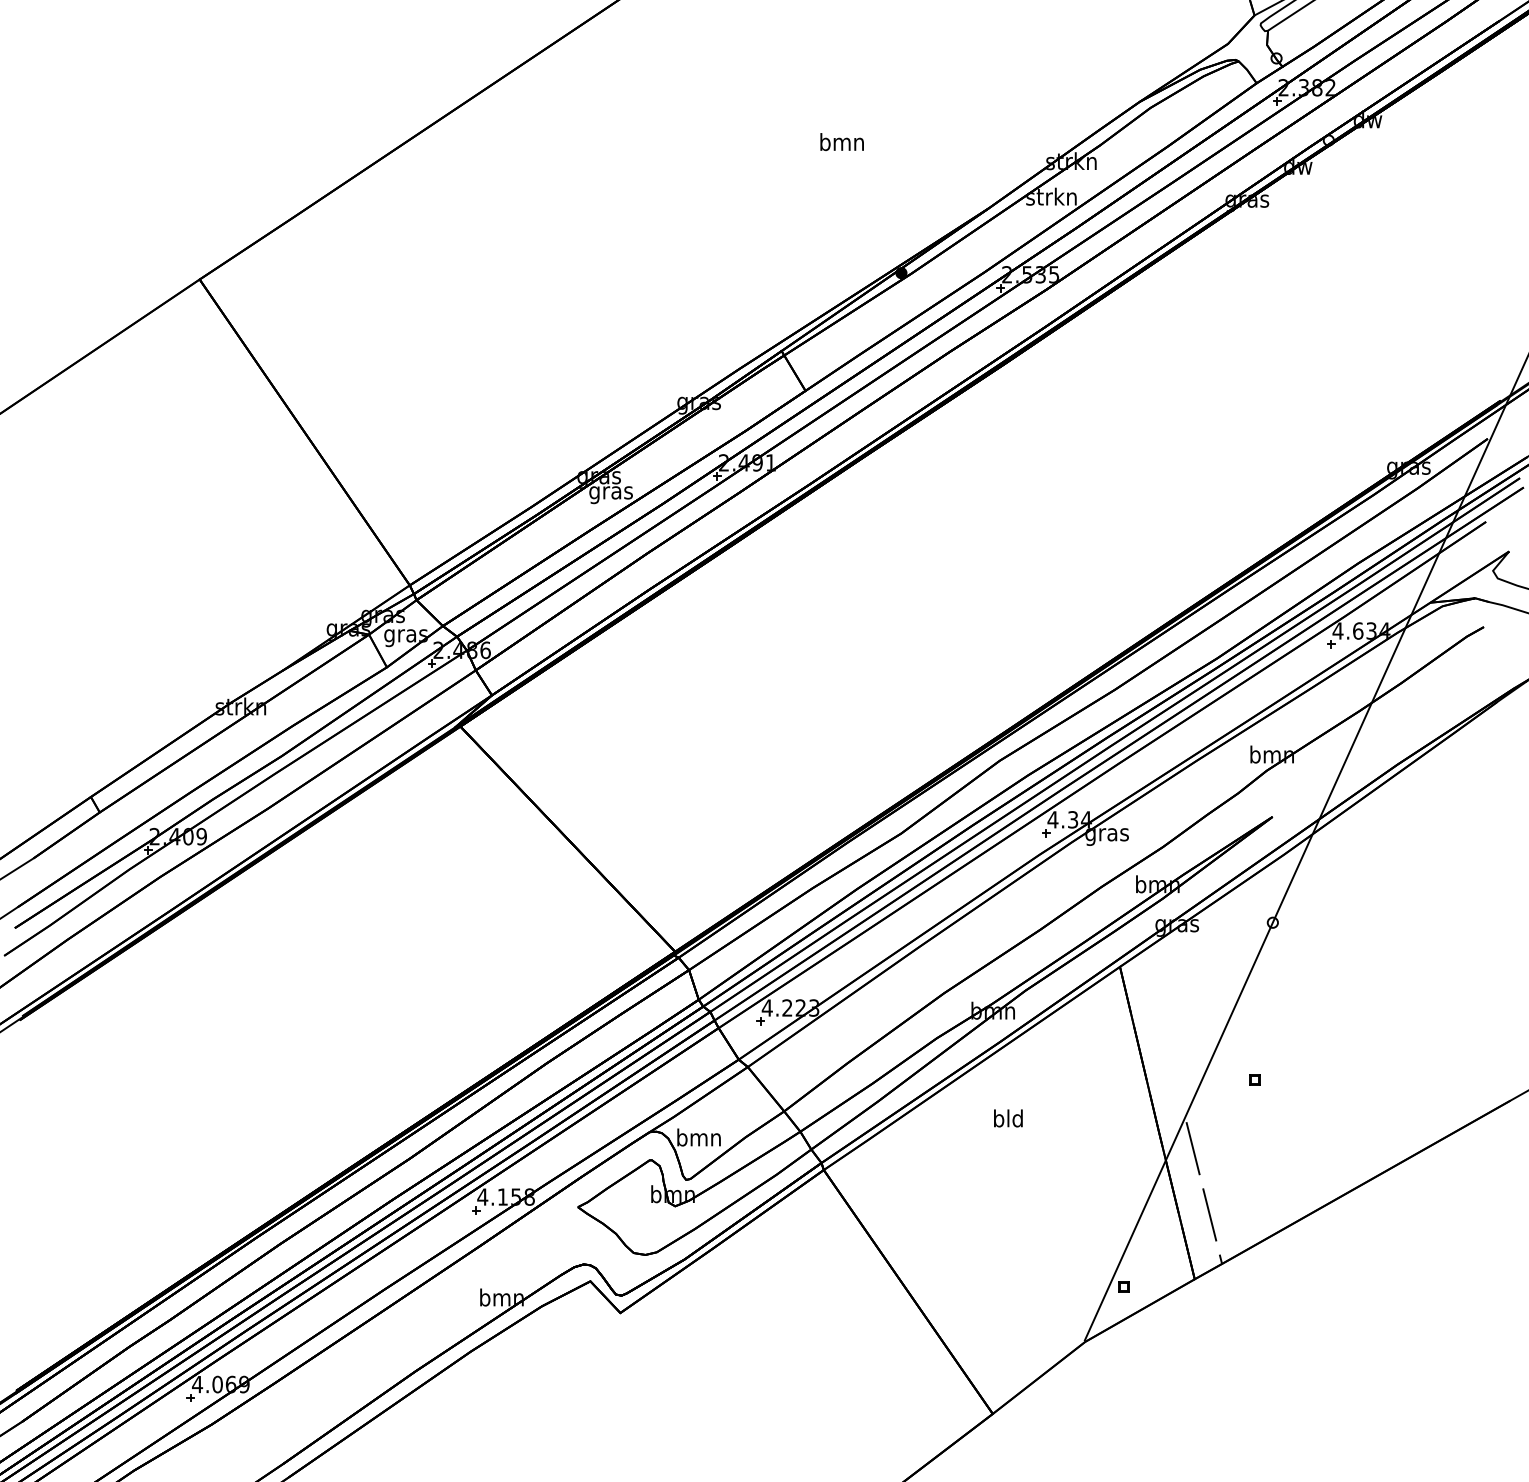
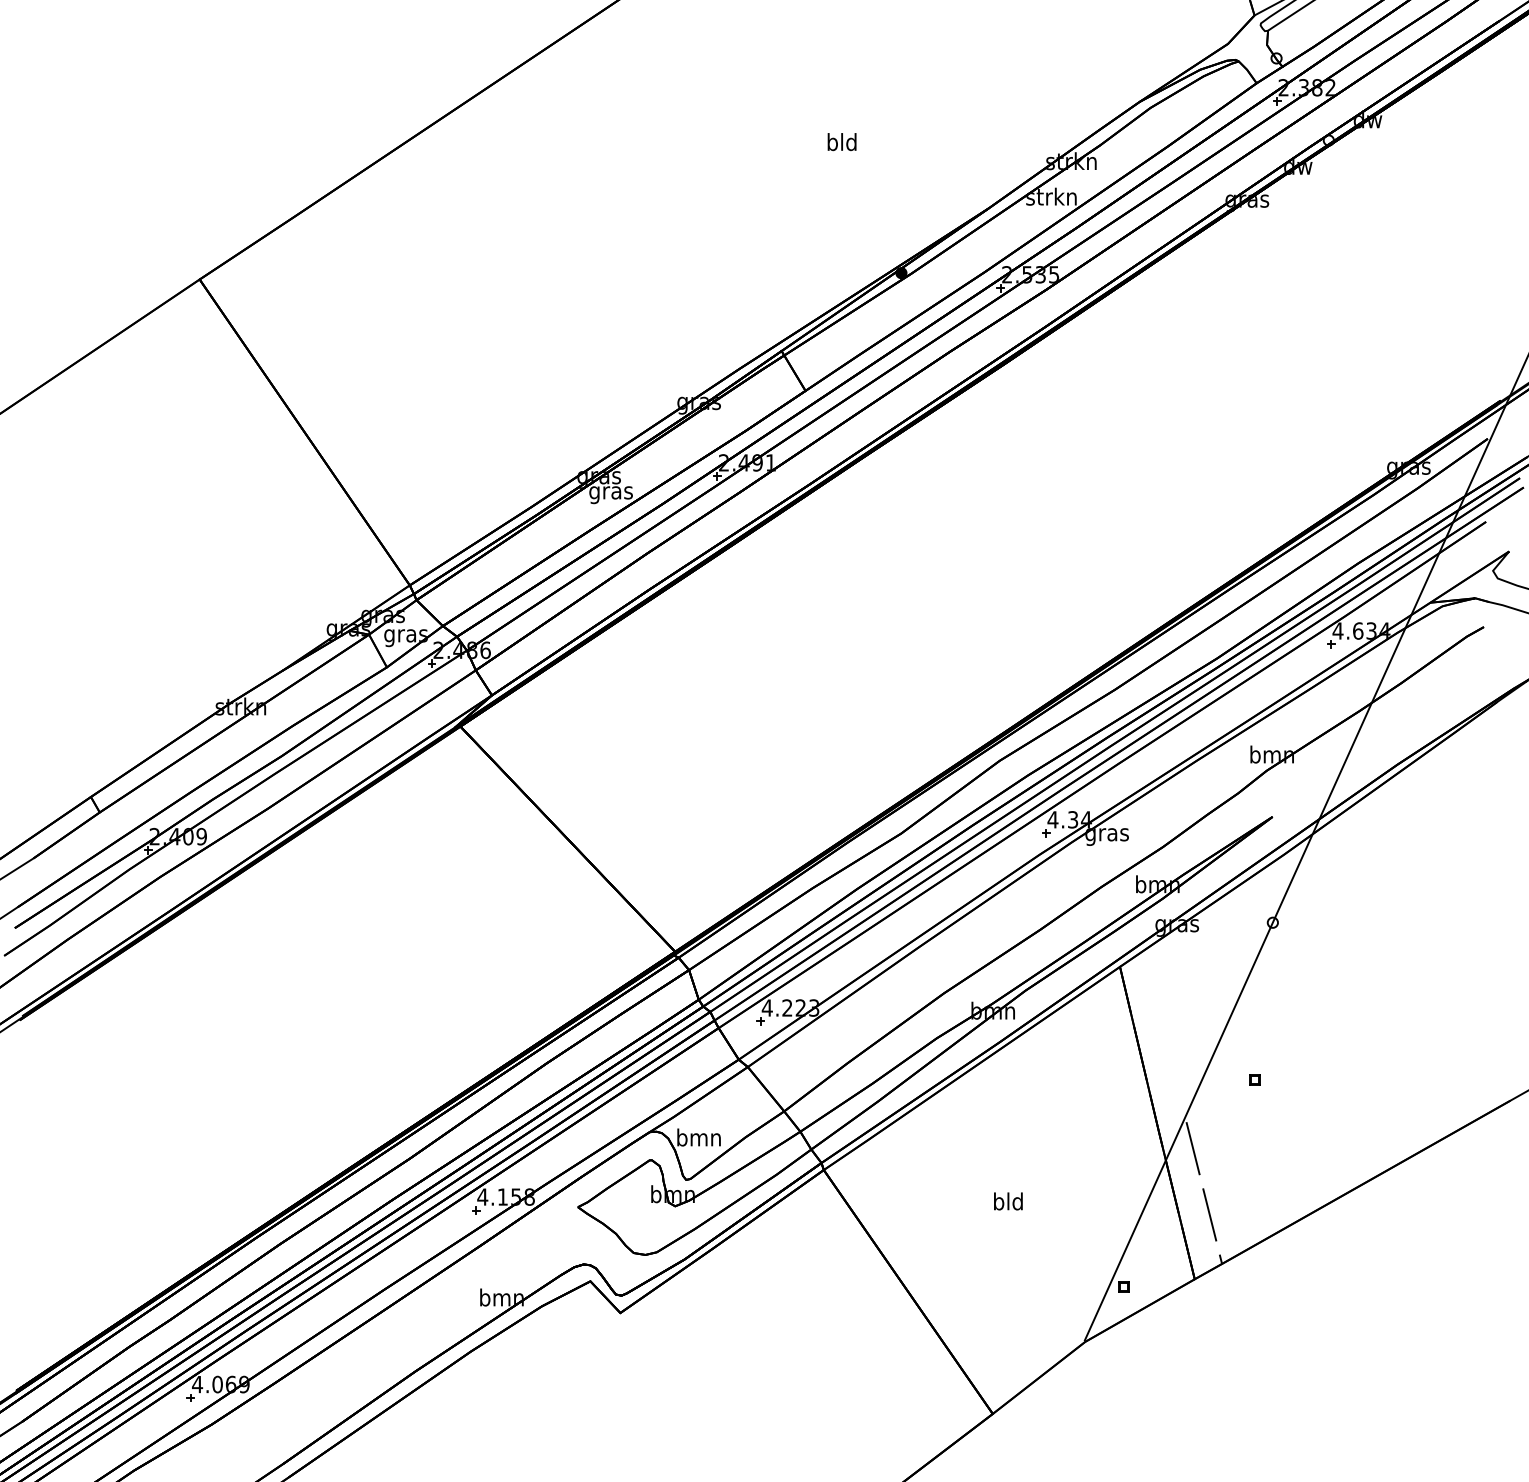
text: bmn -> bld (841, 142)
text position: (1008, 1118) -> (1008, 1201) (1008, 1201)
